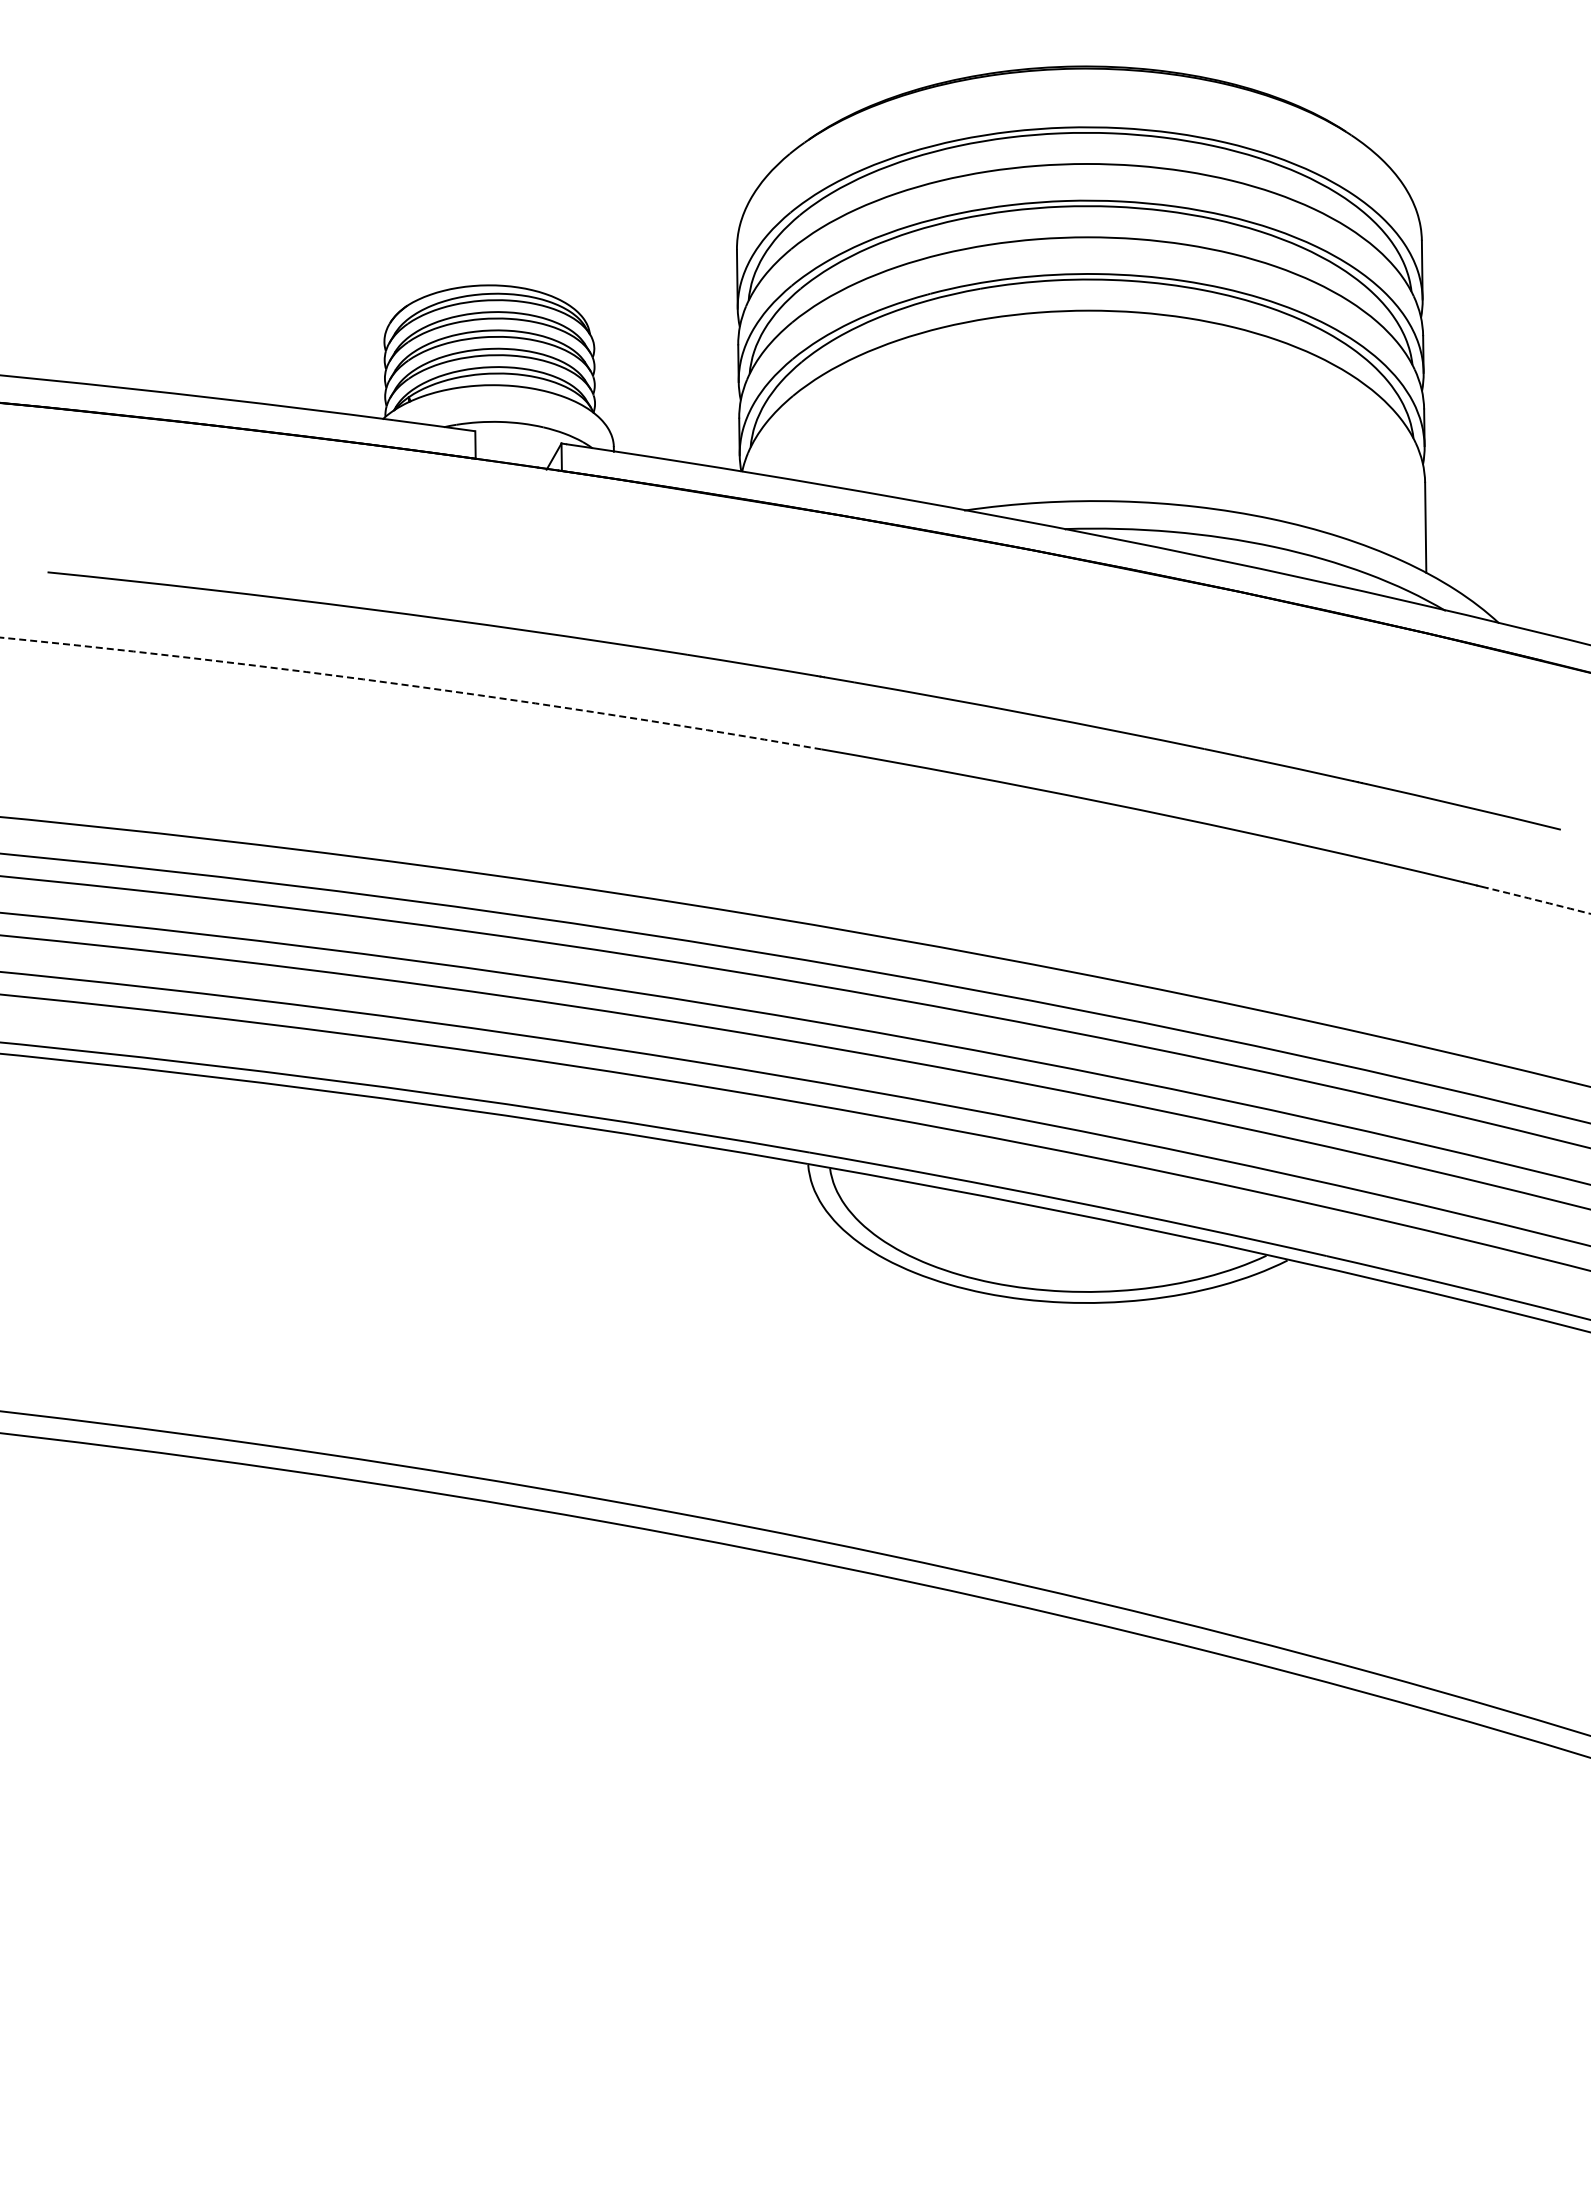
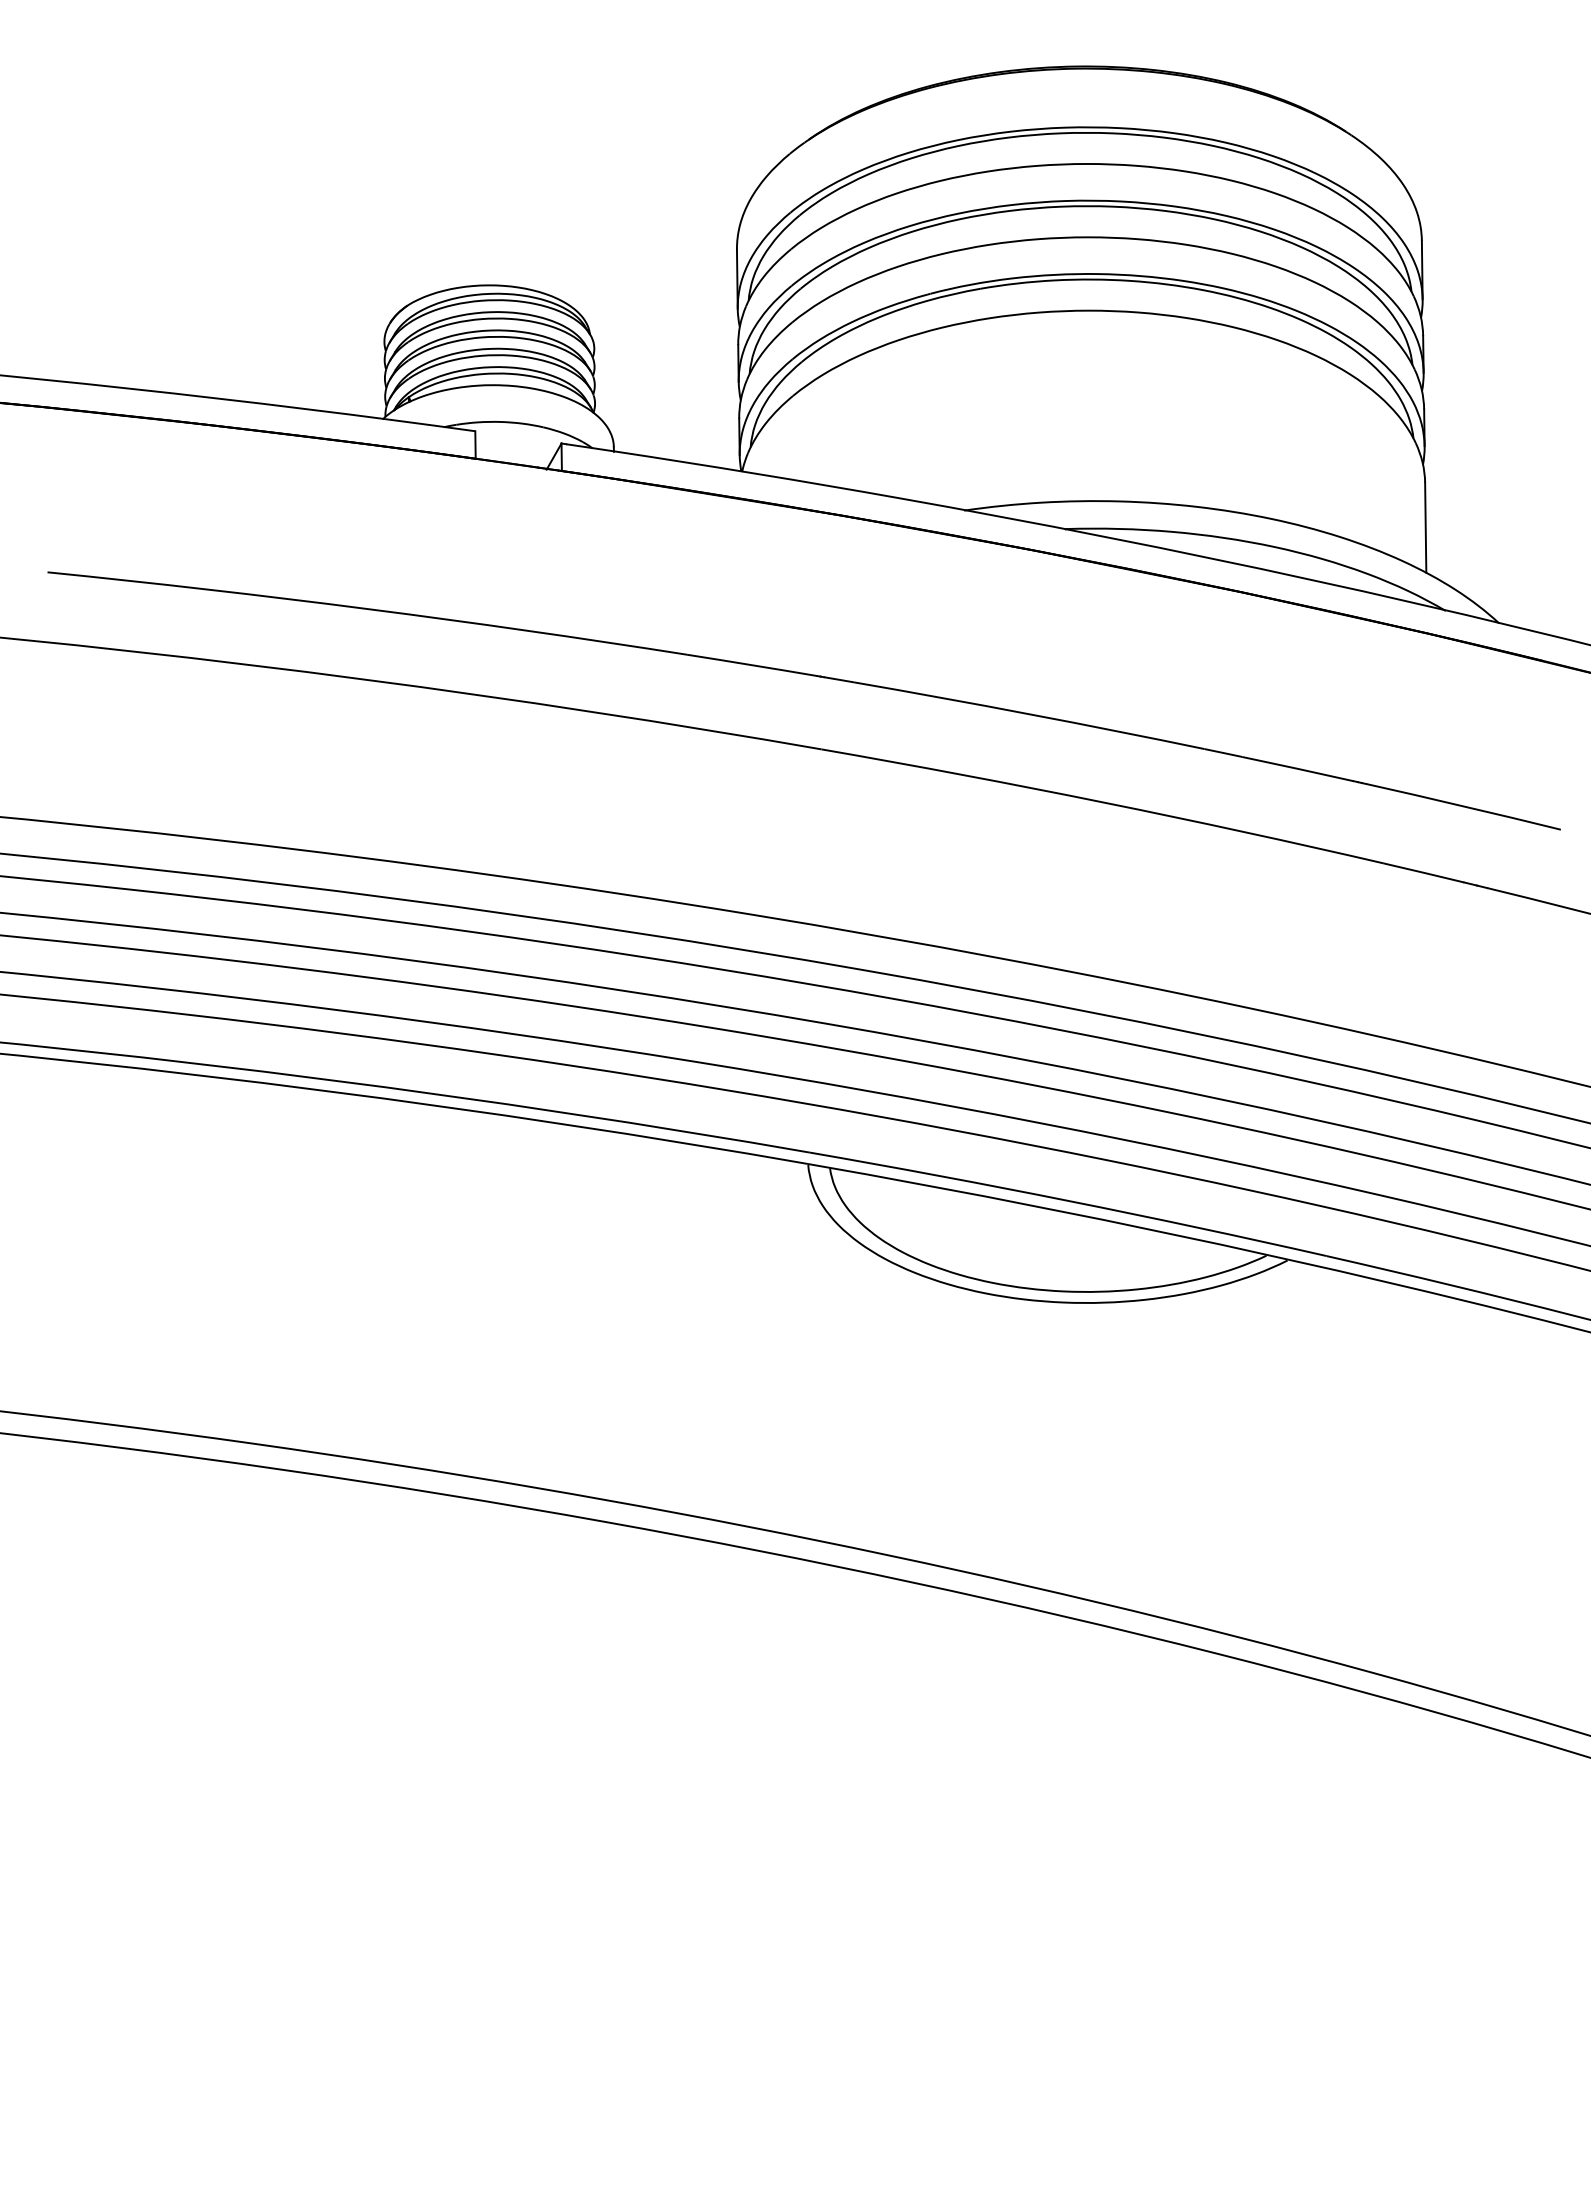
arc: dashed -> solid (412, 685)
arc: dashed -> solid (1539, 901)
